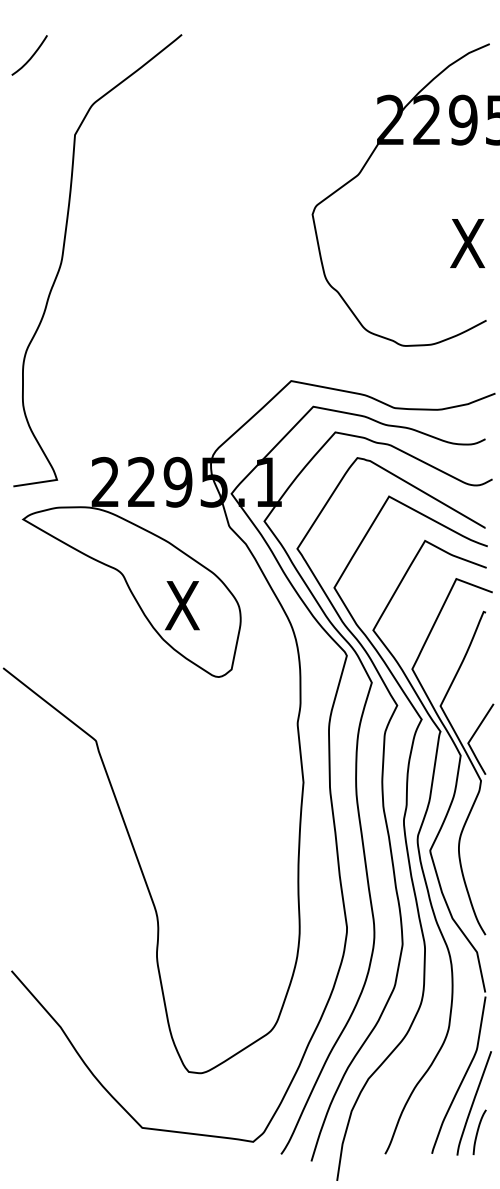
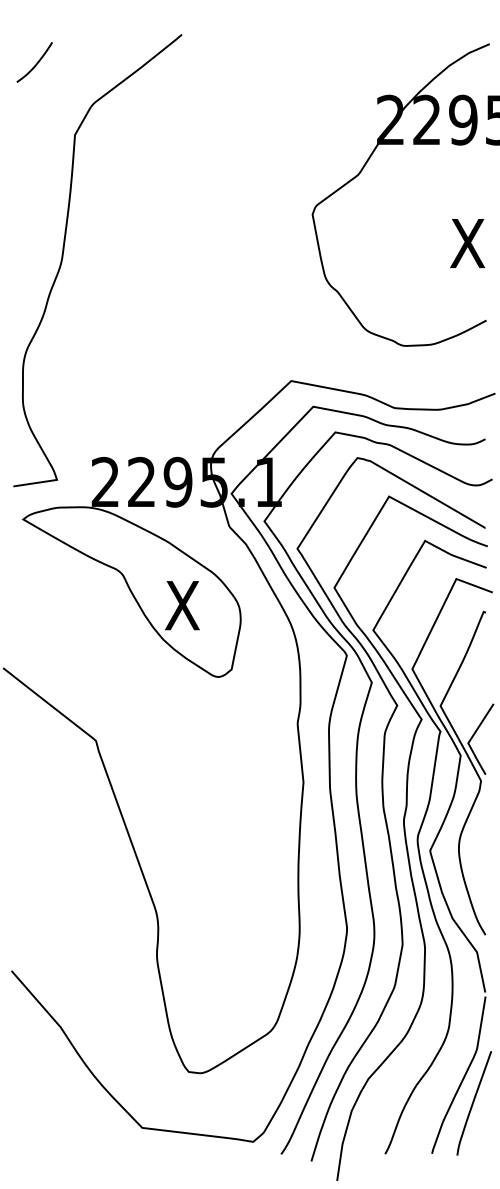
curve position: (31, 55) -> (36, 62) (36, 62)
curve: present -> none (478, 1131)
